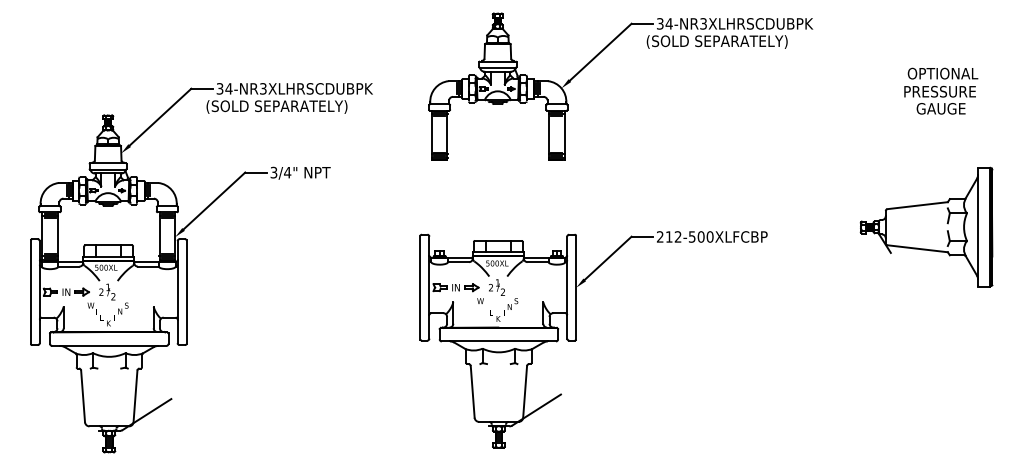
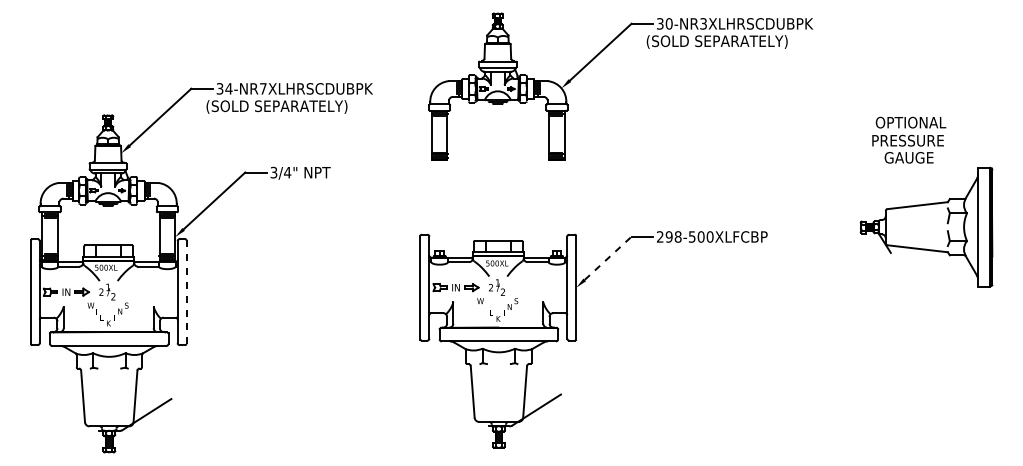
text: 34-NR3XLHRSCDUBPK -> 30-NR3XLHRSCDUBPK (668, 23)
text: 34-NR3XLHRSCDUBPK -> 34-NR7XLHRSCDUBPK (263, 88)
text position: (941, 90) -> (909, 139) (909, 139)
text: 212-500XLFCBP -> 298-500XLFCBP (673, 236)
line: solid -> dashed (608, 258)
line: solid -> dashed (186, 292)
